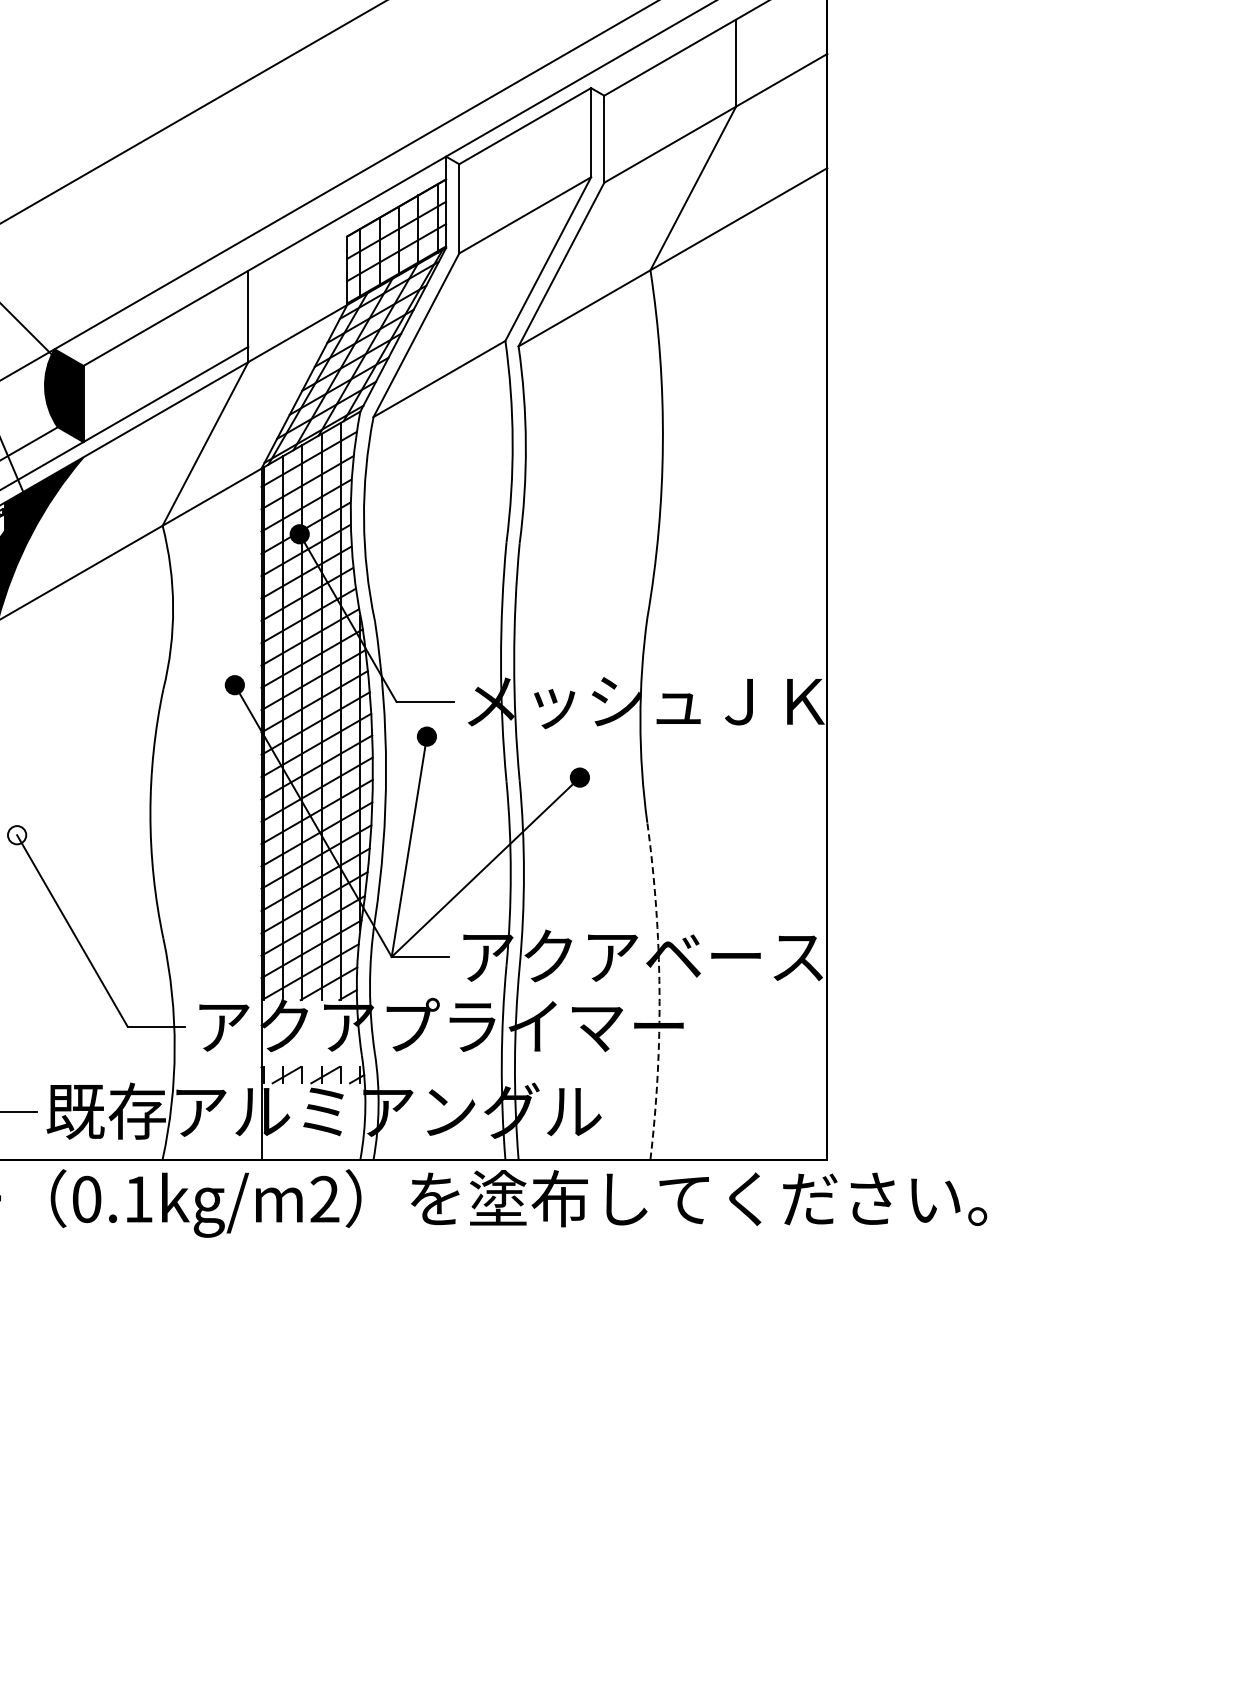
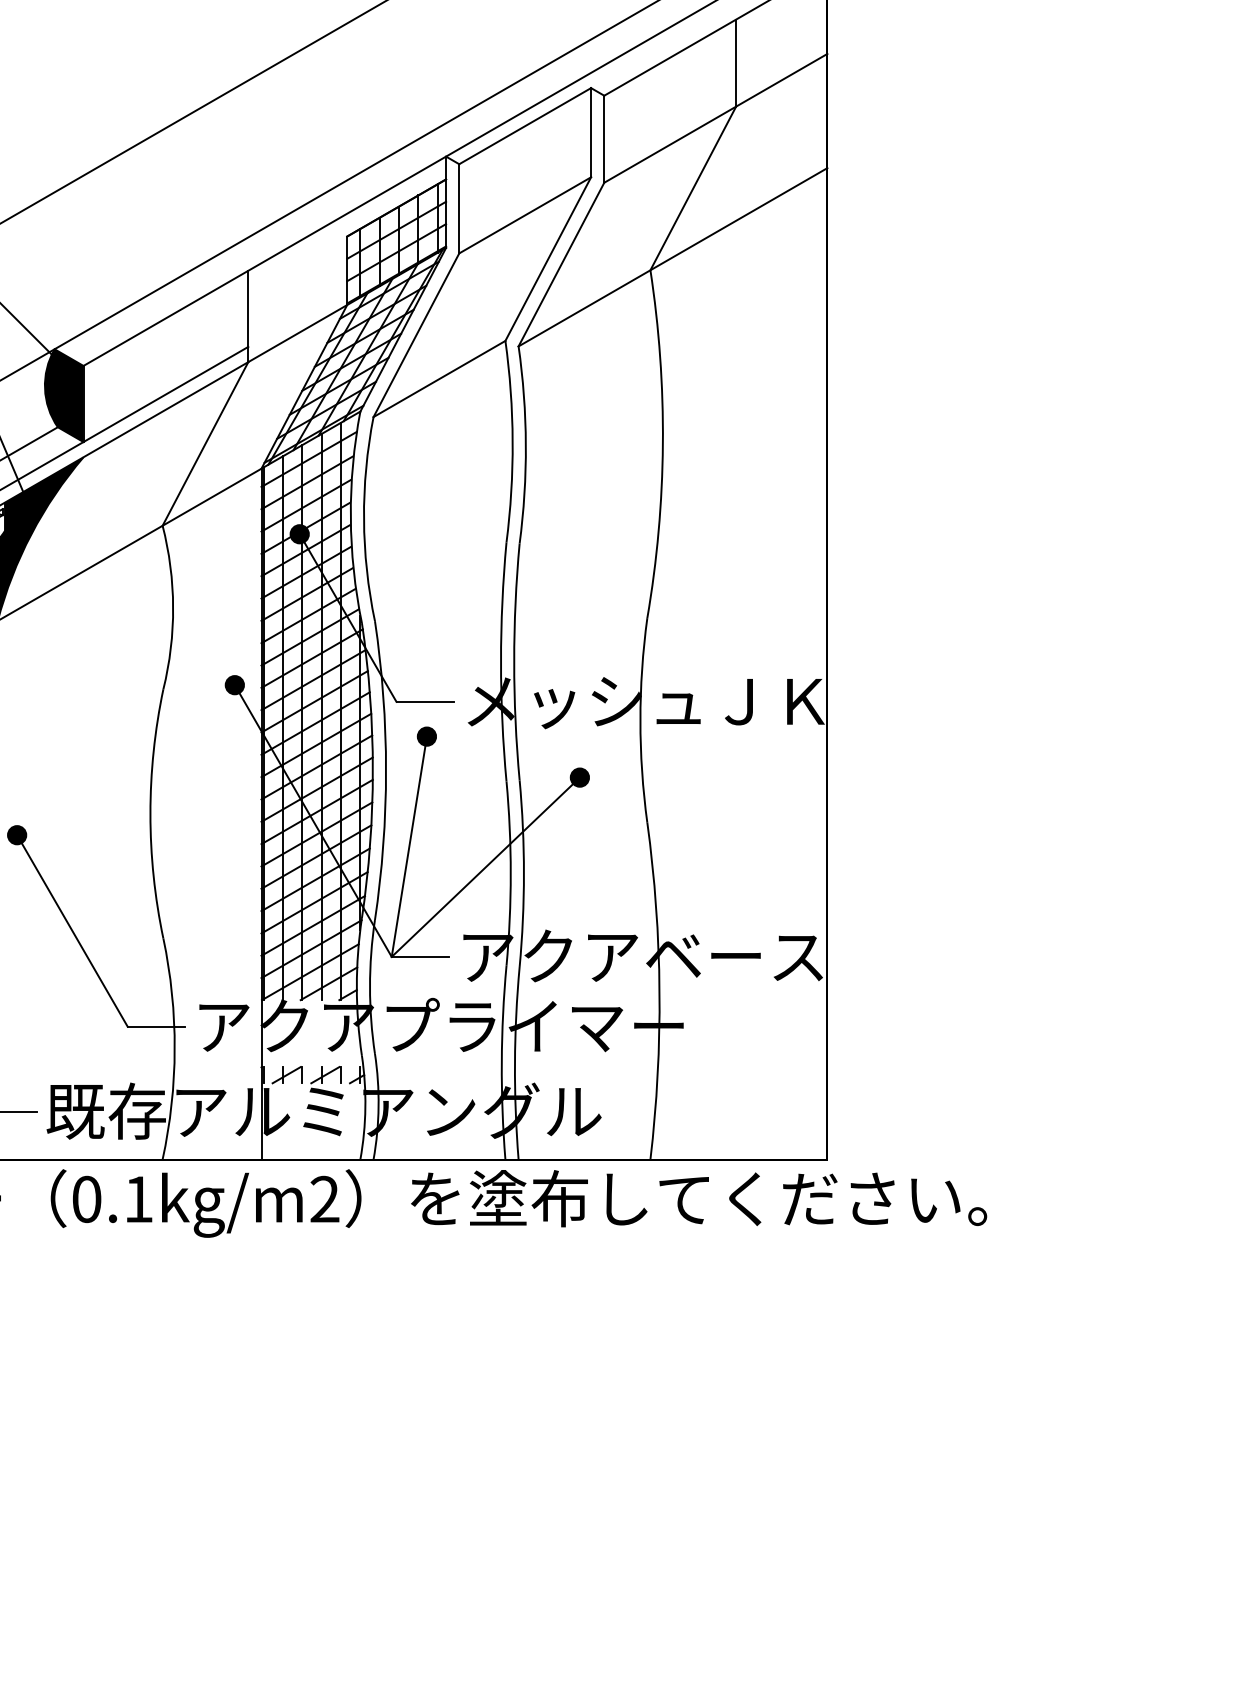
fill: none -> present (17, 835)
arc: dashed -> solid (659, 991)
